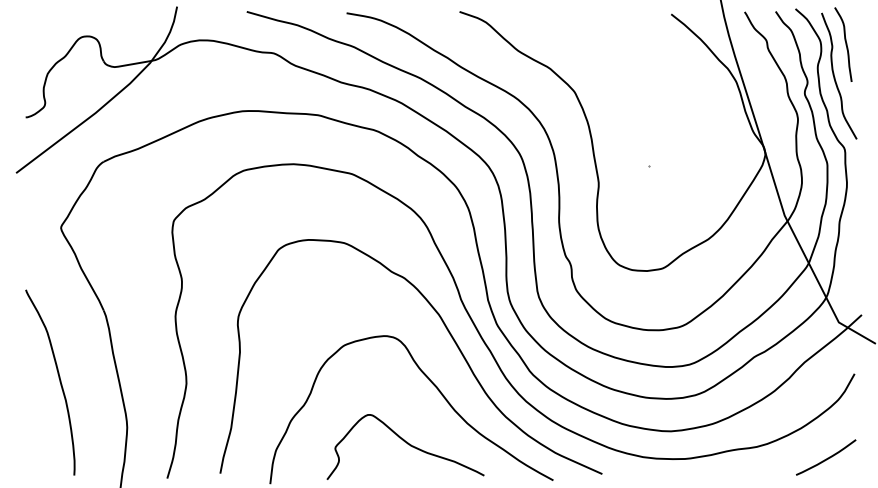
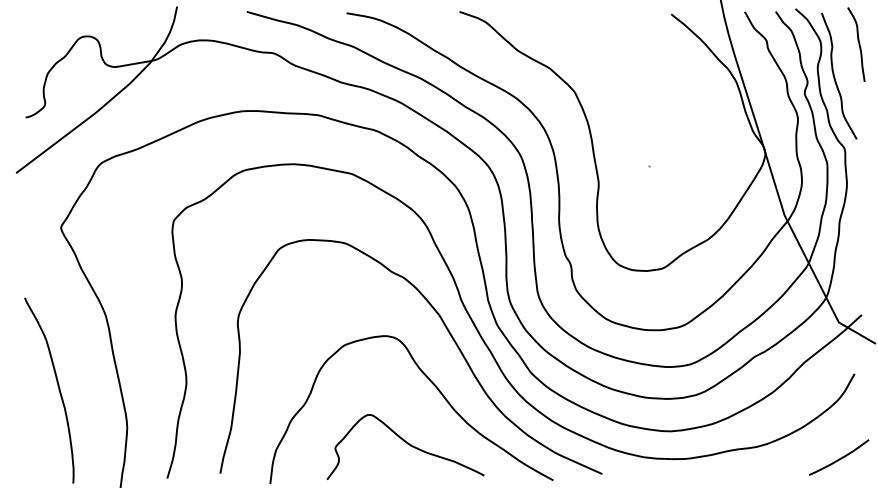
curve position: (845, 44) -> (858, 44) (858, 44)
curve position: (58, 378) -> (57, 386) (57, 386)
curve position: (827, 457) -> (840, 457) (840, 457)
